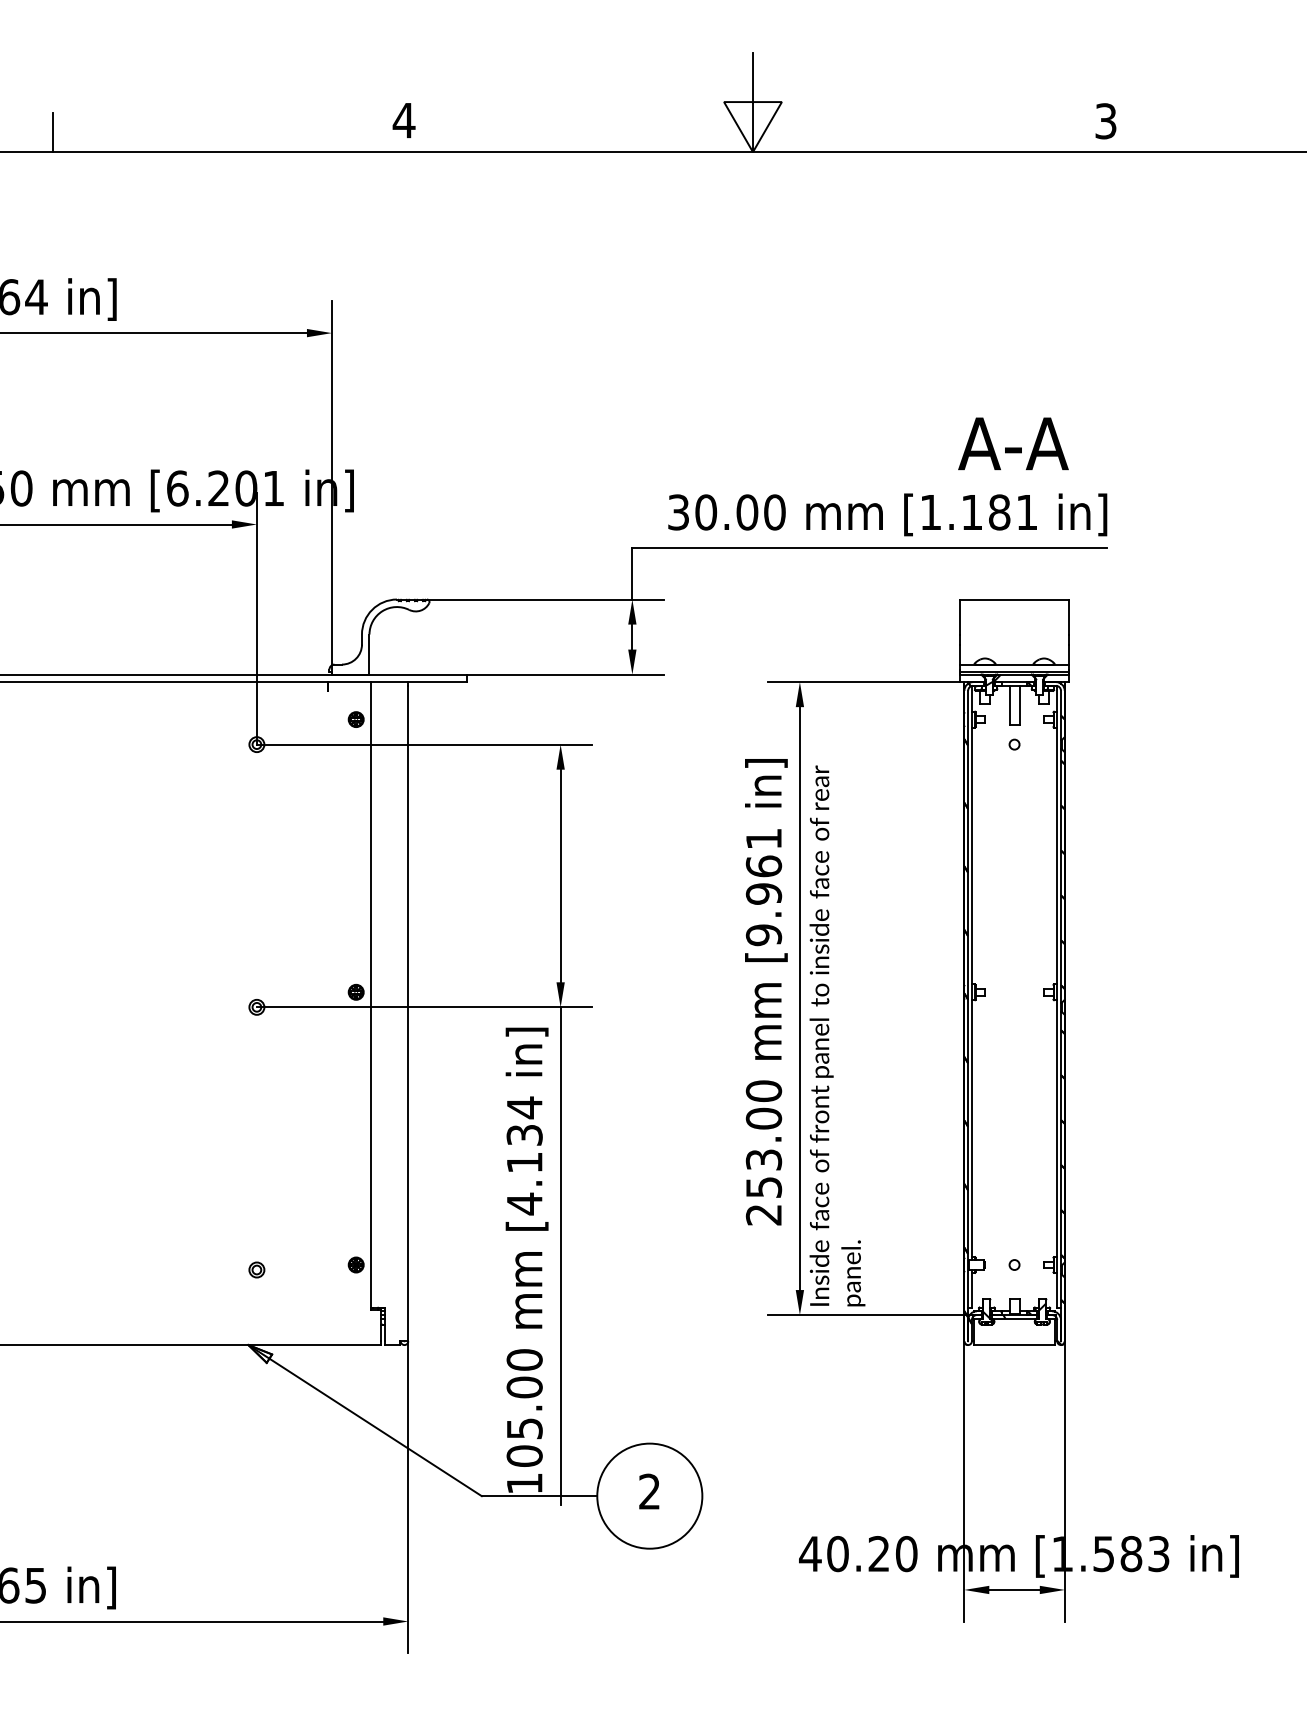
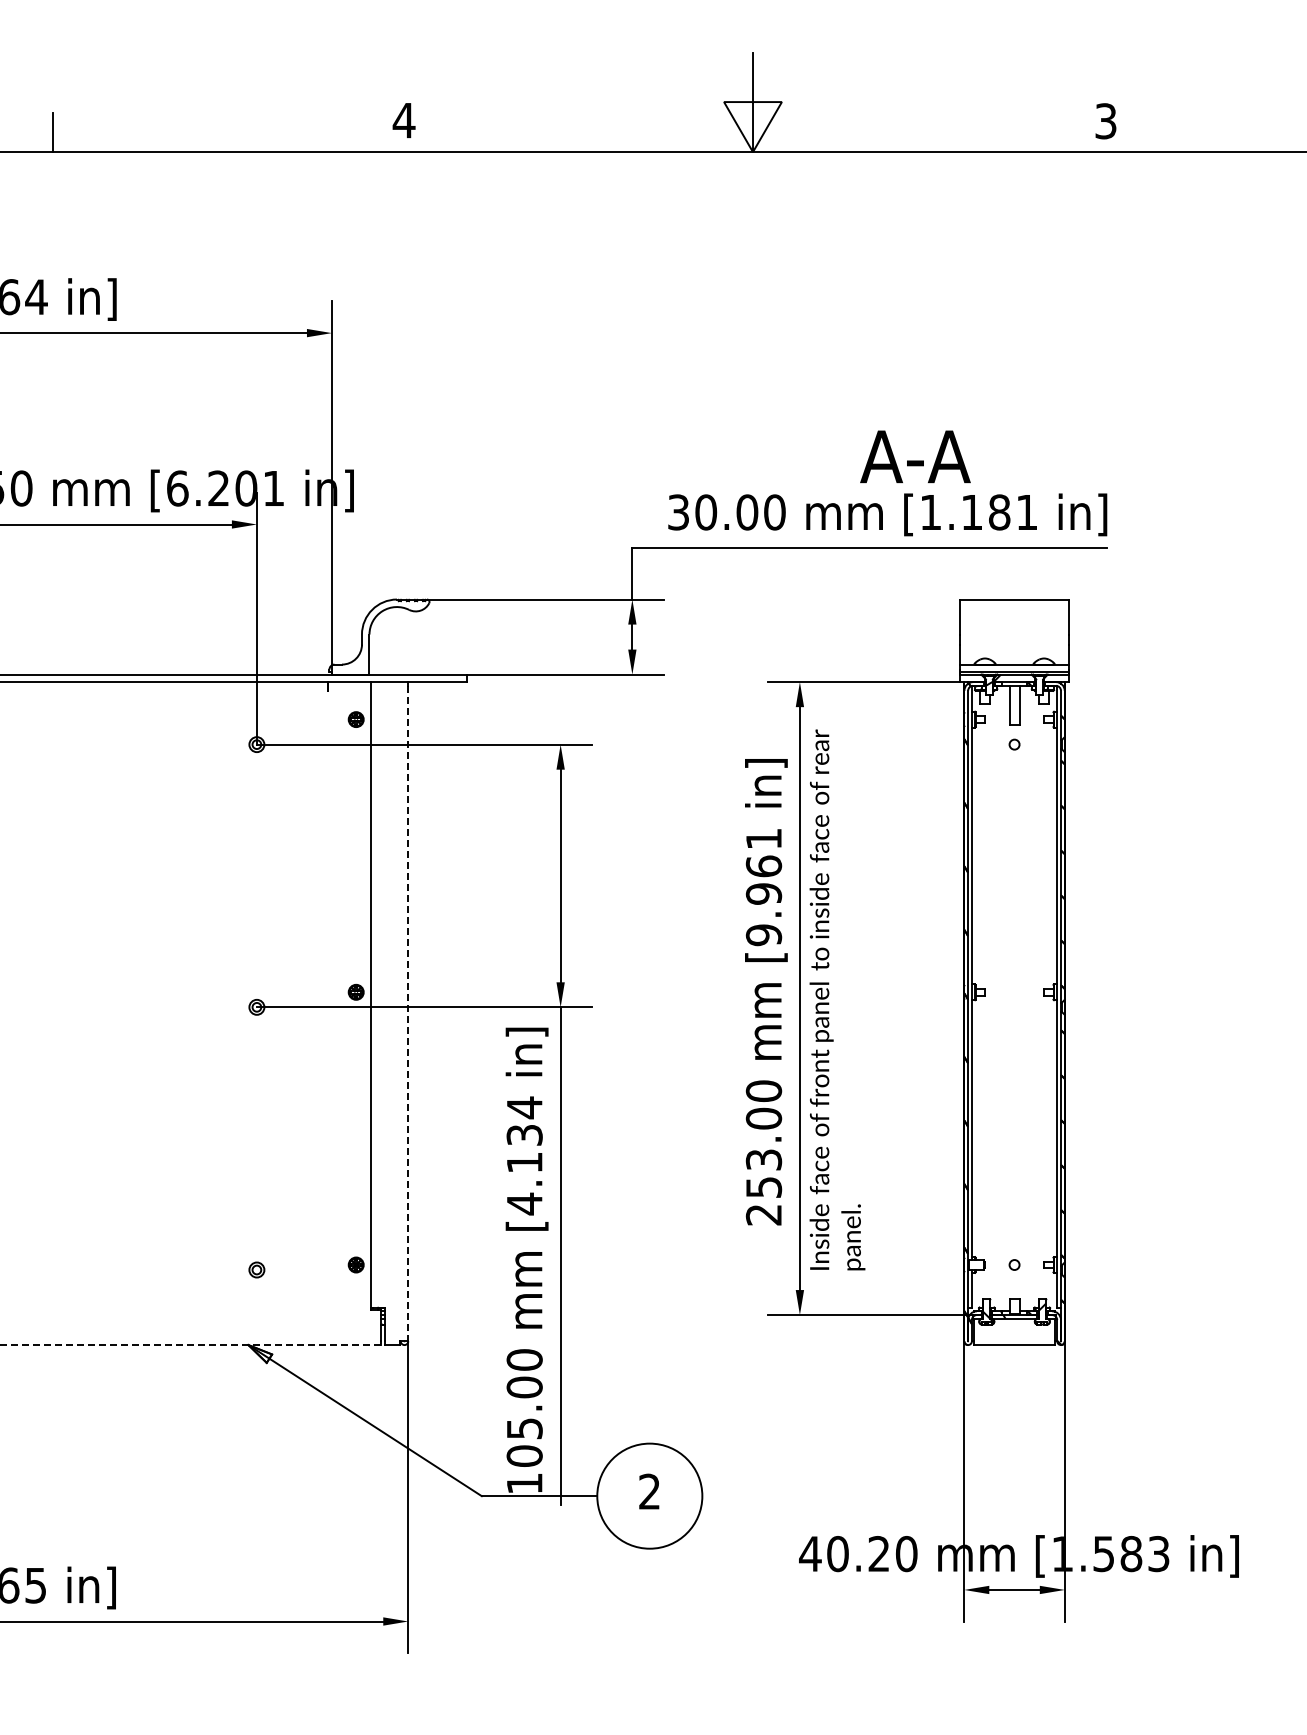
text position: (1013, 443) -> (915, 456) (915, 456)
line: solid -> dashed (408, 1013)
text position: (837, 1035) -> (837, 999) (837, 999)
line: solid -> dashed (190, 1345)
